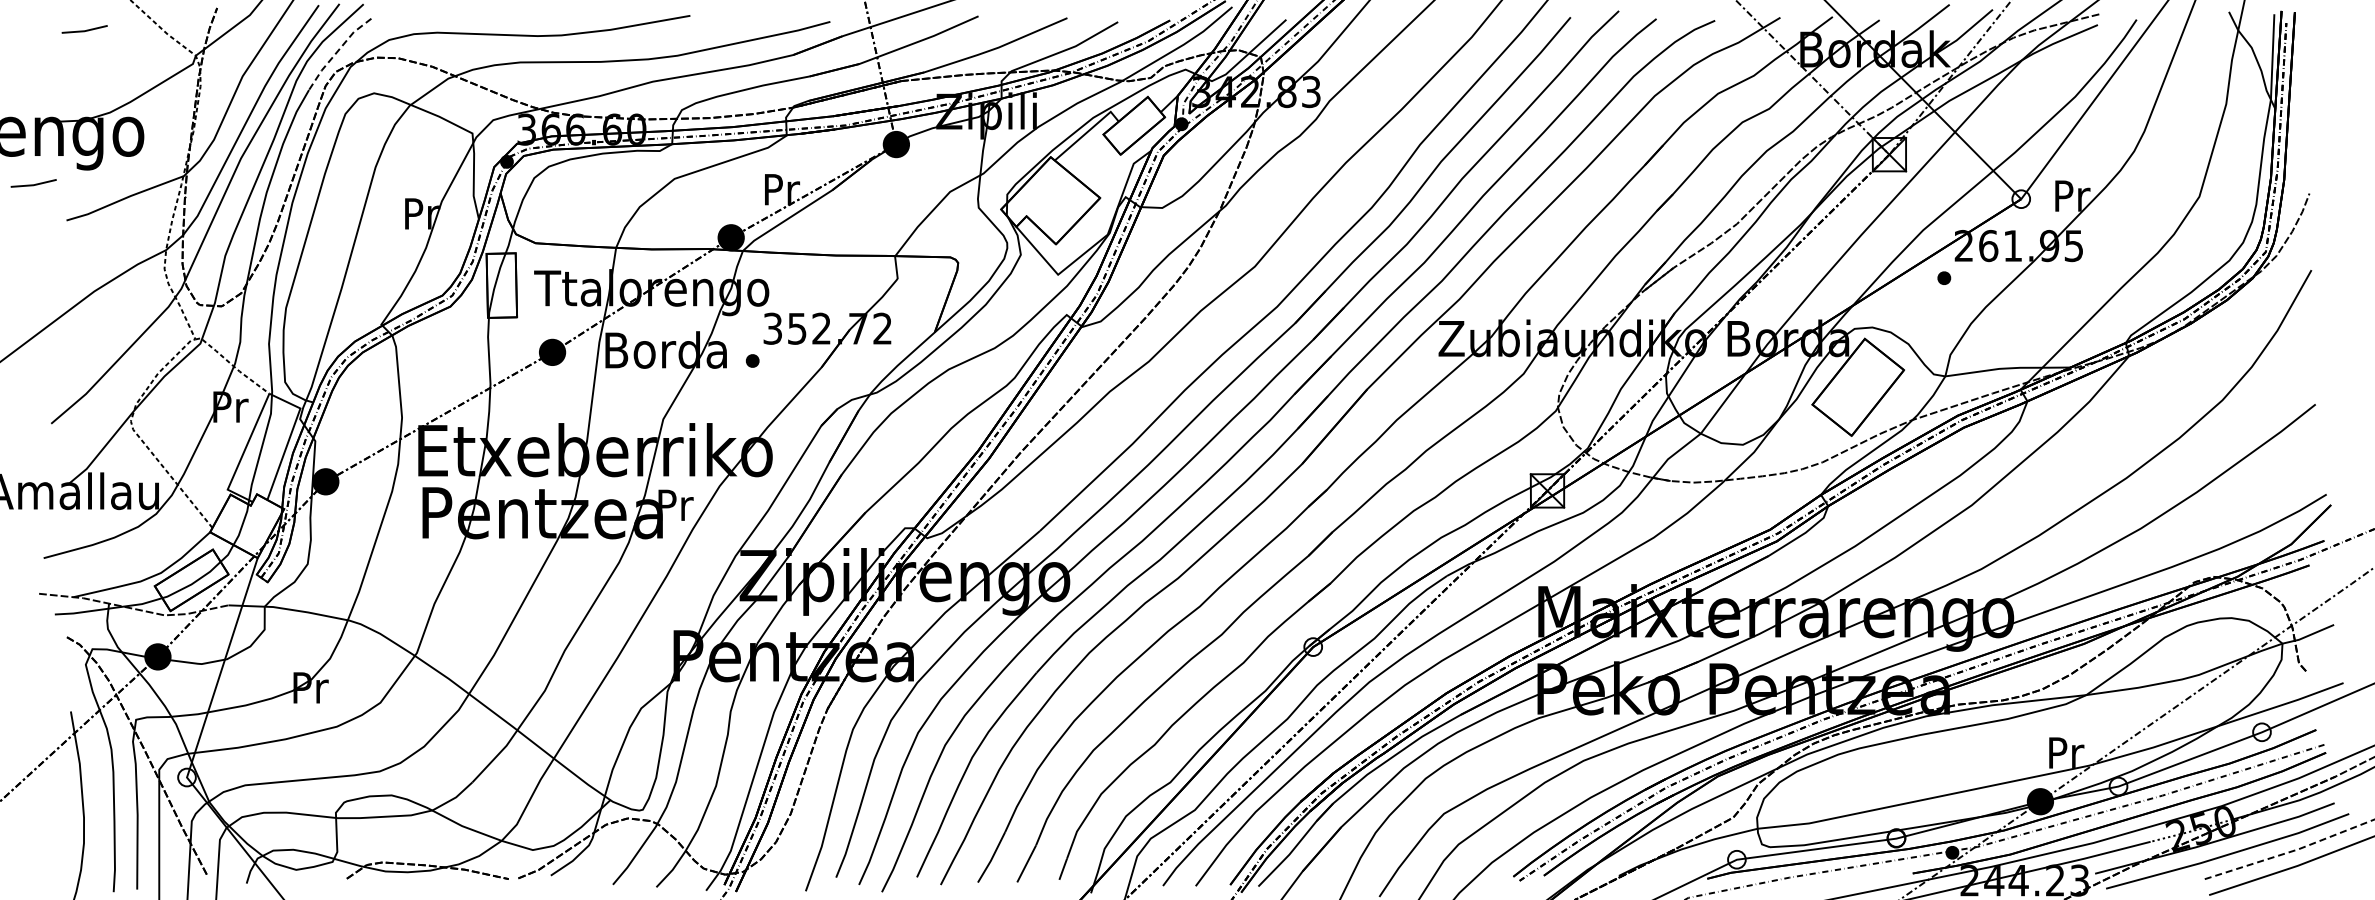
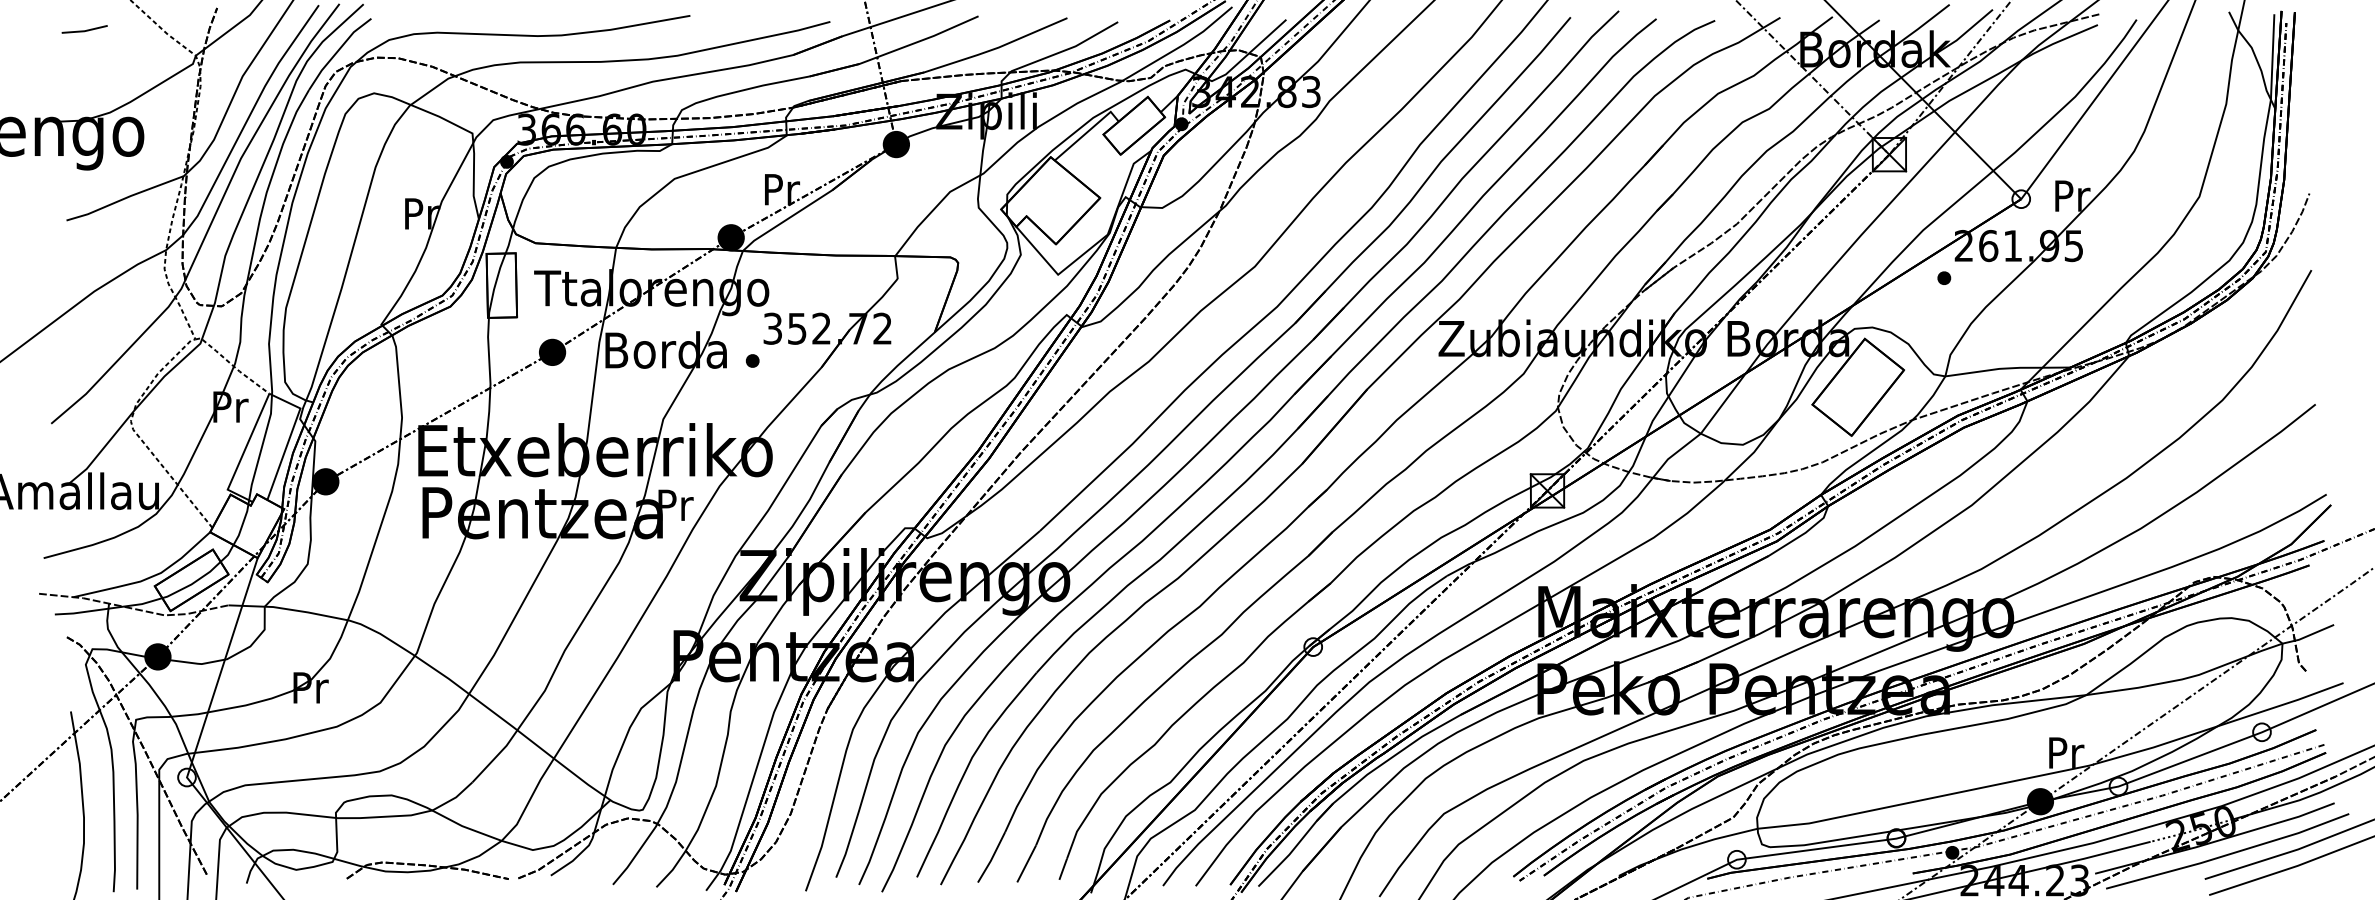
line: dashed -> solid (337, 52)
line: present -> none (33, 184)
line: dashed -> solid (2290, 851)
